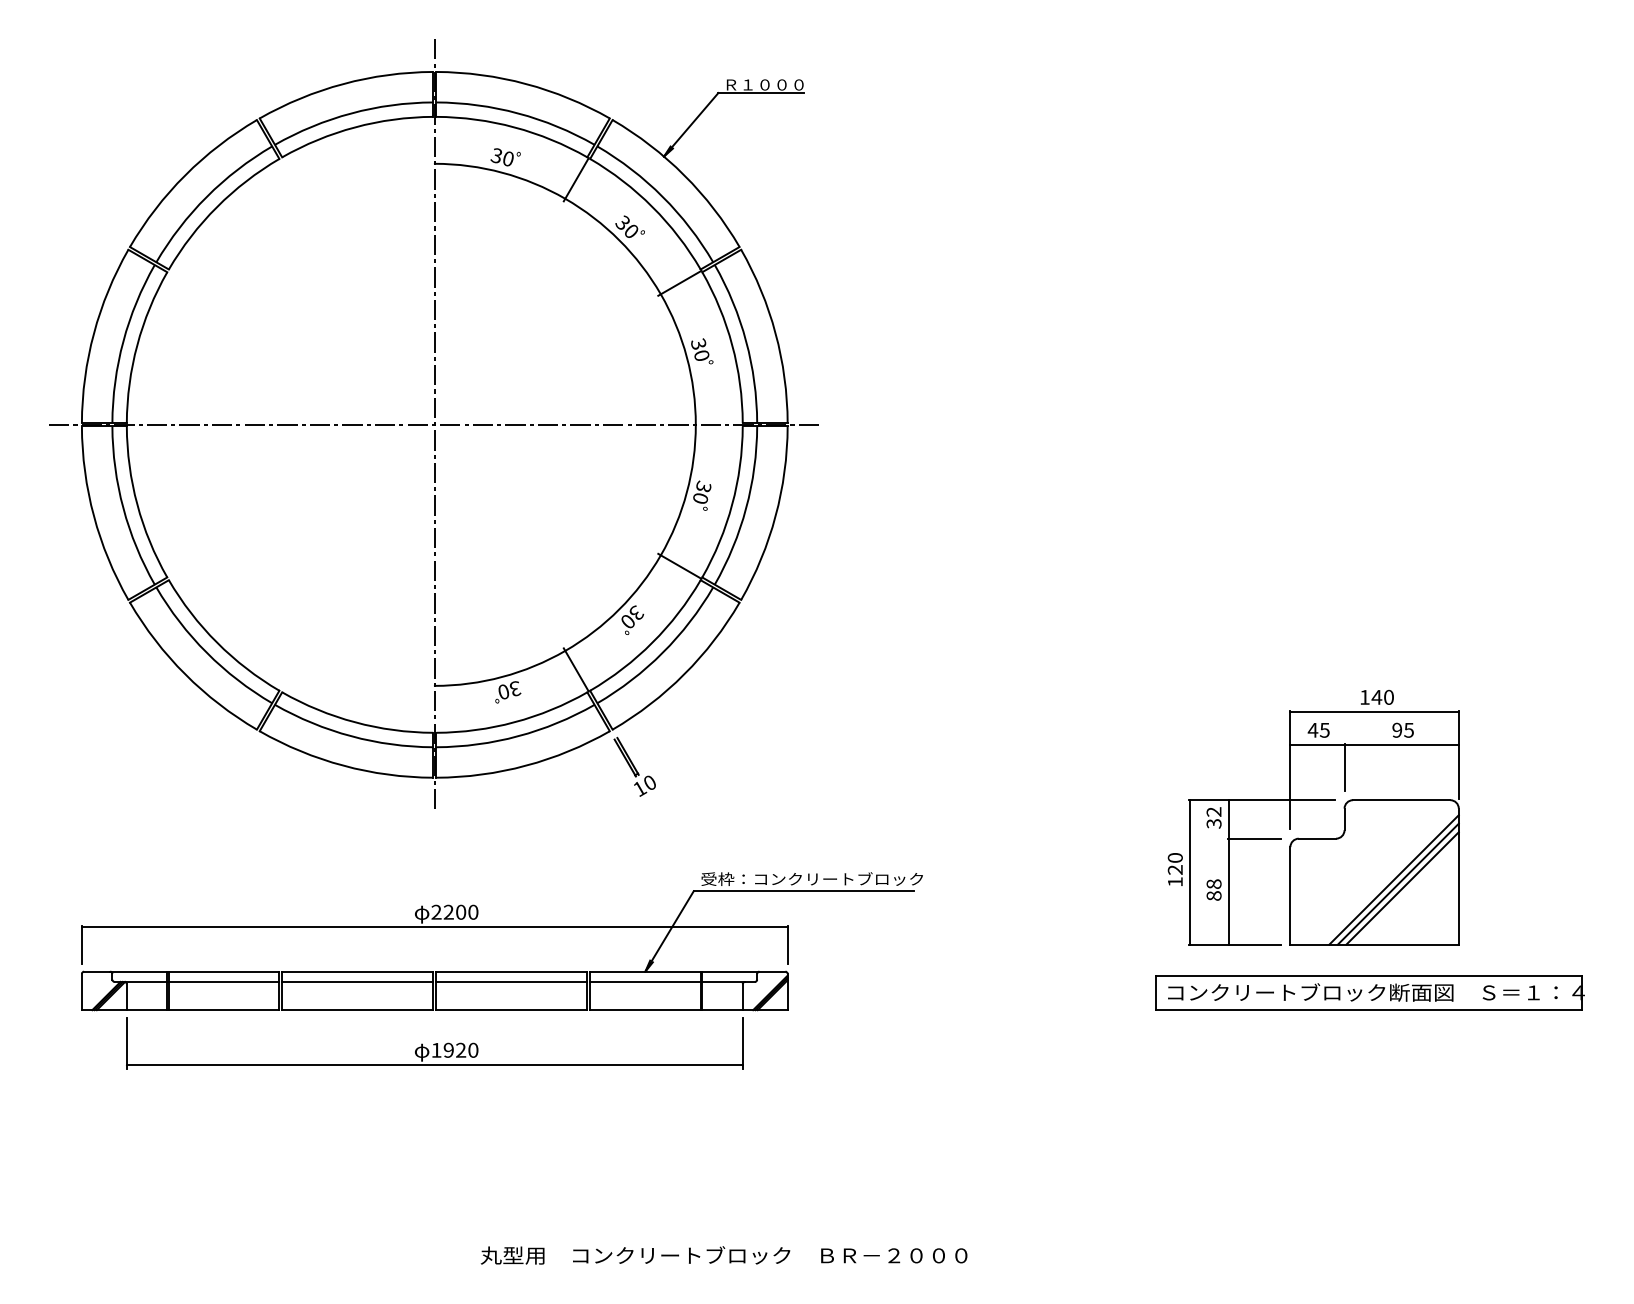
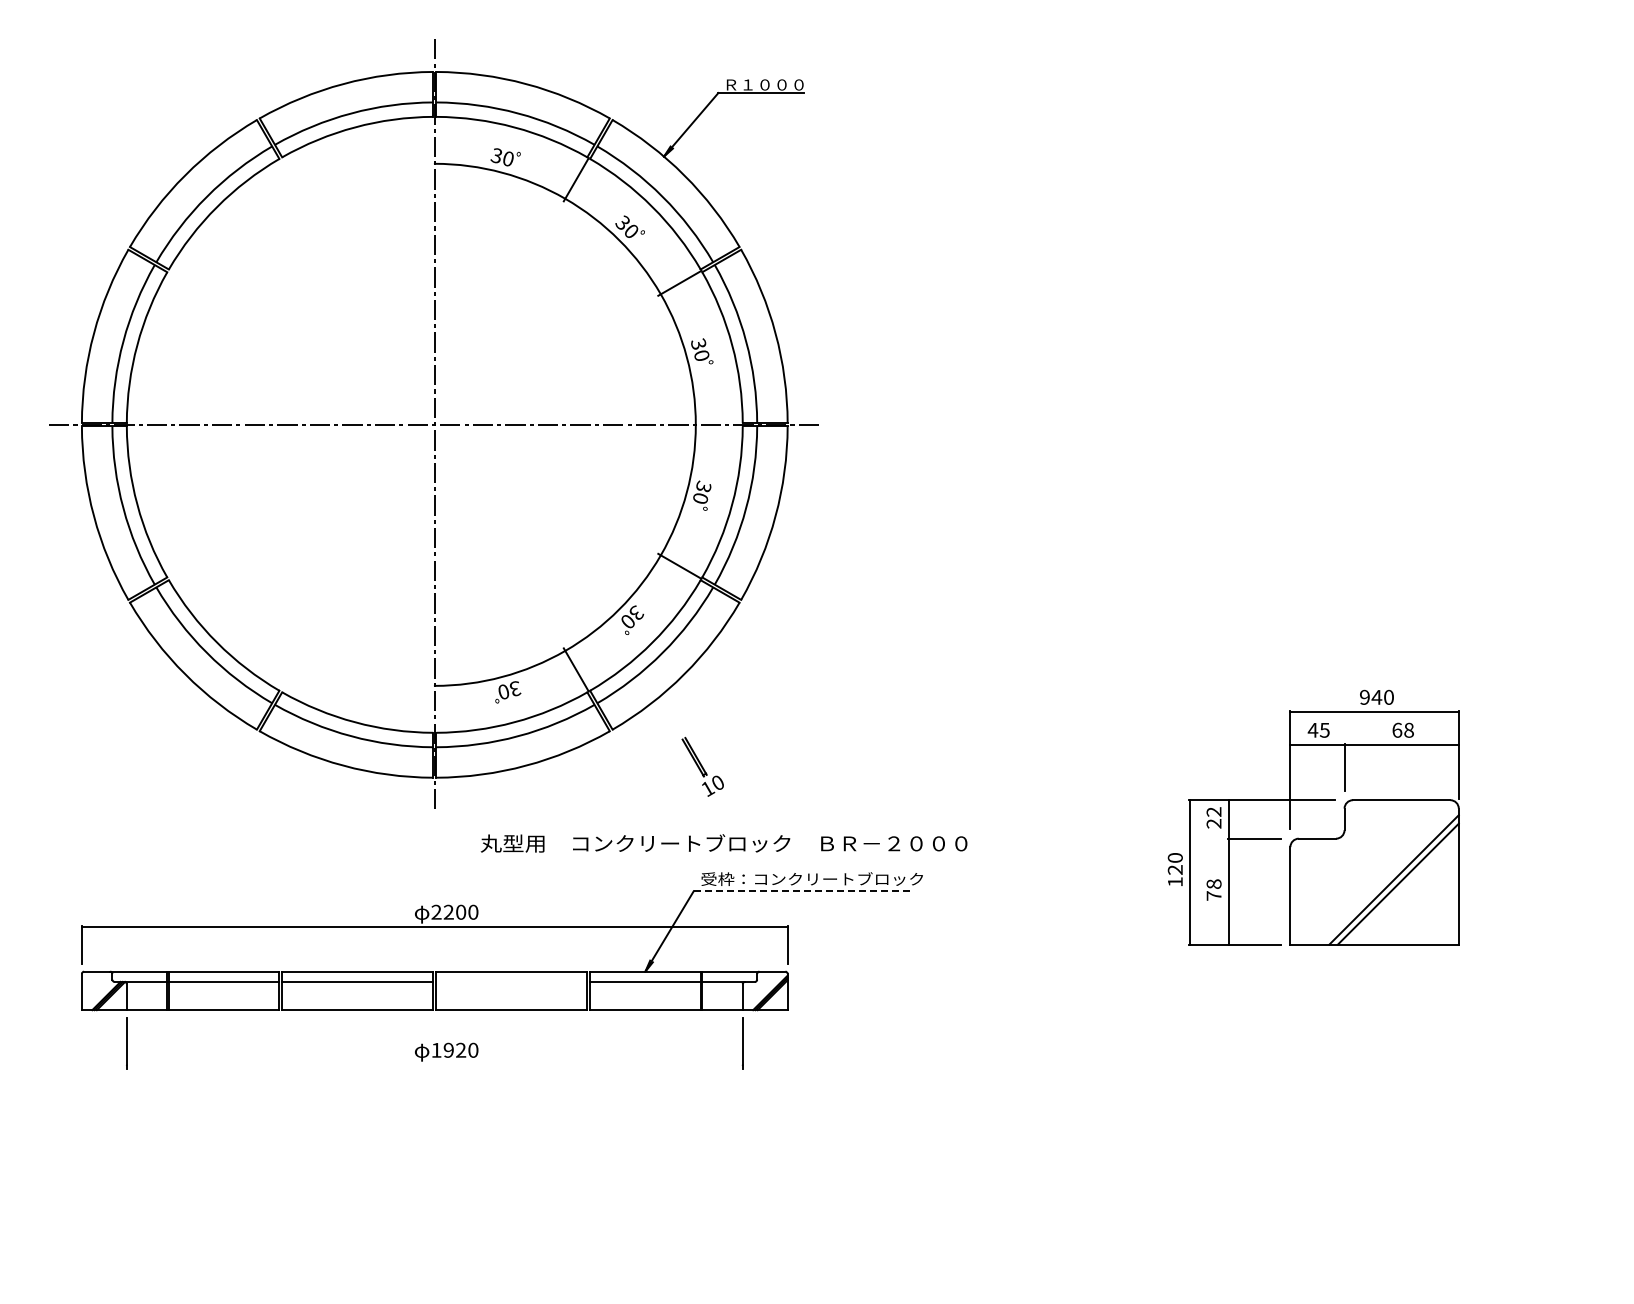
text: 140 -> 940 (1364, 696)
text: 95 -> 68 (1402, 729)
part position: (634, 766) -> (702, 766) (702, 766)
text: 32 -> 22 (1214, 823)
line: present -> none (1402, 888)
line: solid -> dashed (804, 891)
text: 88 -> 78 (1213, 895)
line: present -> none (511, 981)
part: present -> none (1369, 992)
line: present -> none (434, 1065)
text position: (723, 1255) -> (723, 843) (723, 843)
